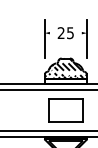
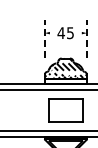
text: 25 -> 45 (60, 32)
line: solid -> dashed (44, 38)
line: solid -> dashed (86, 38)
